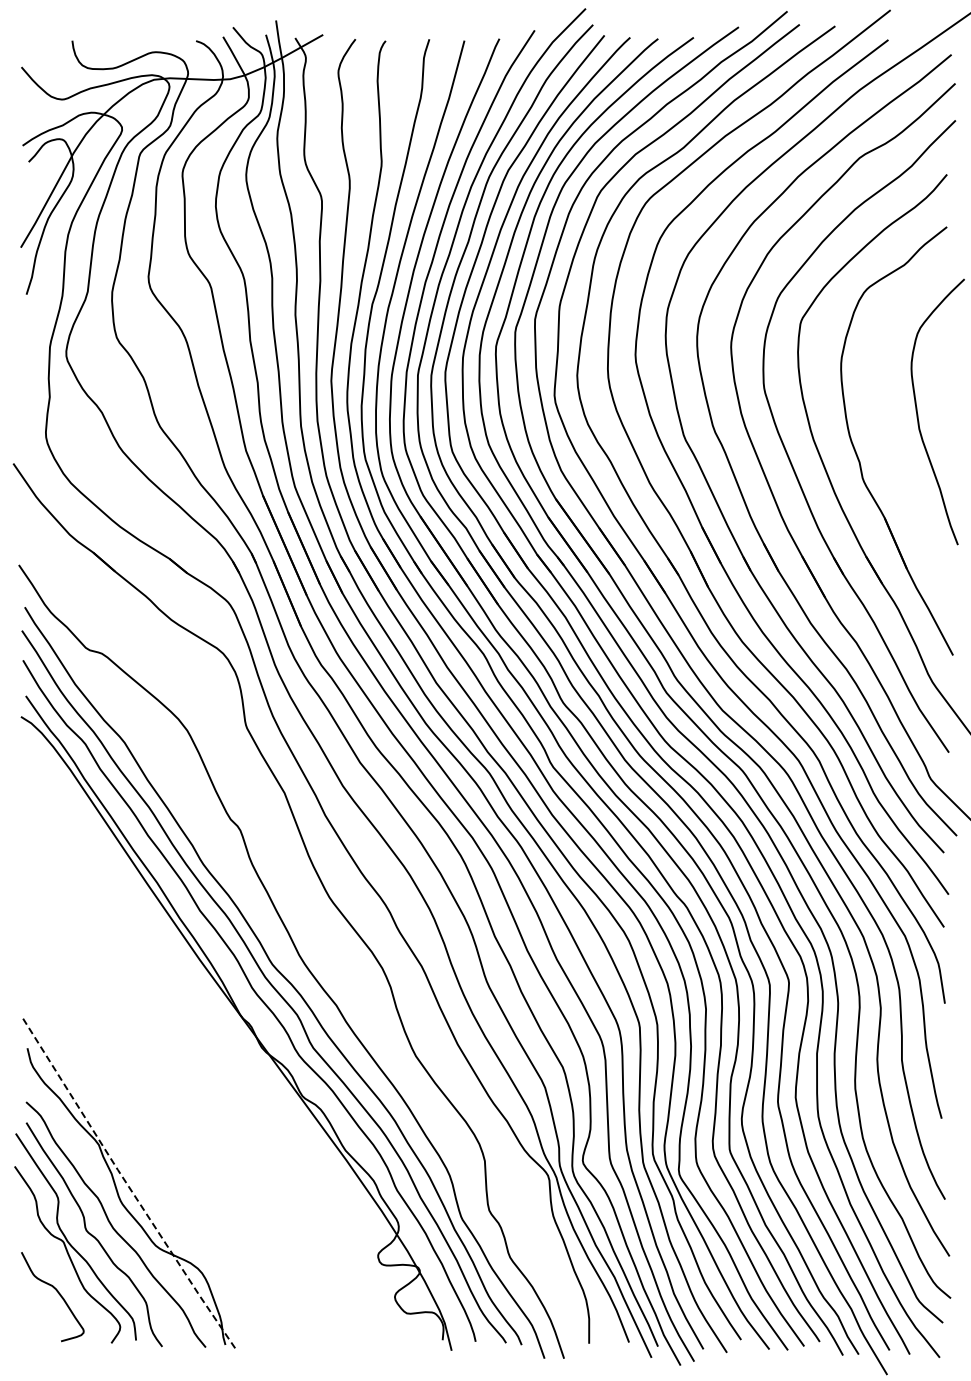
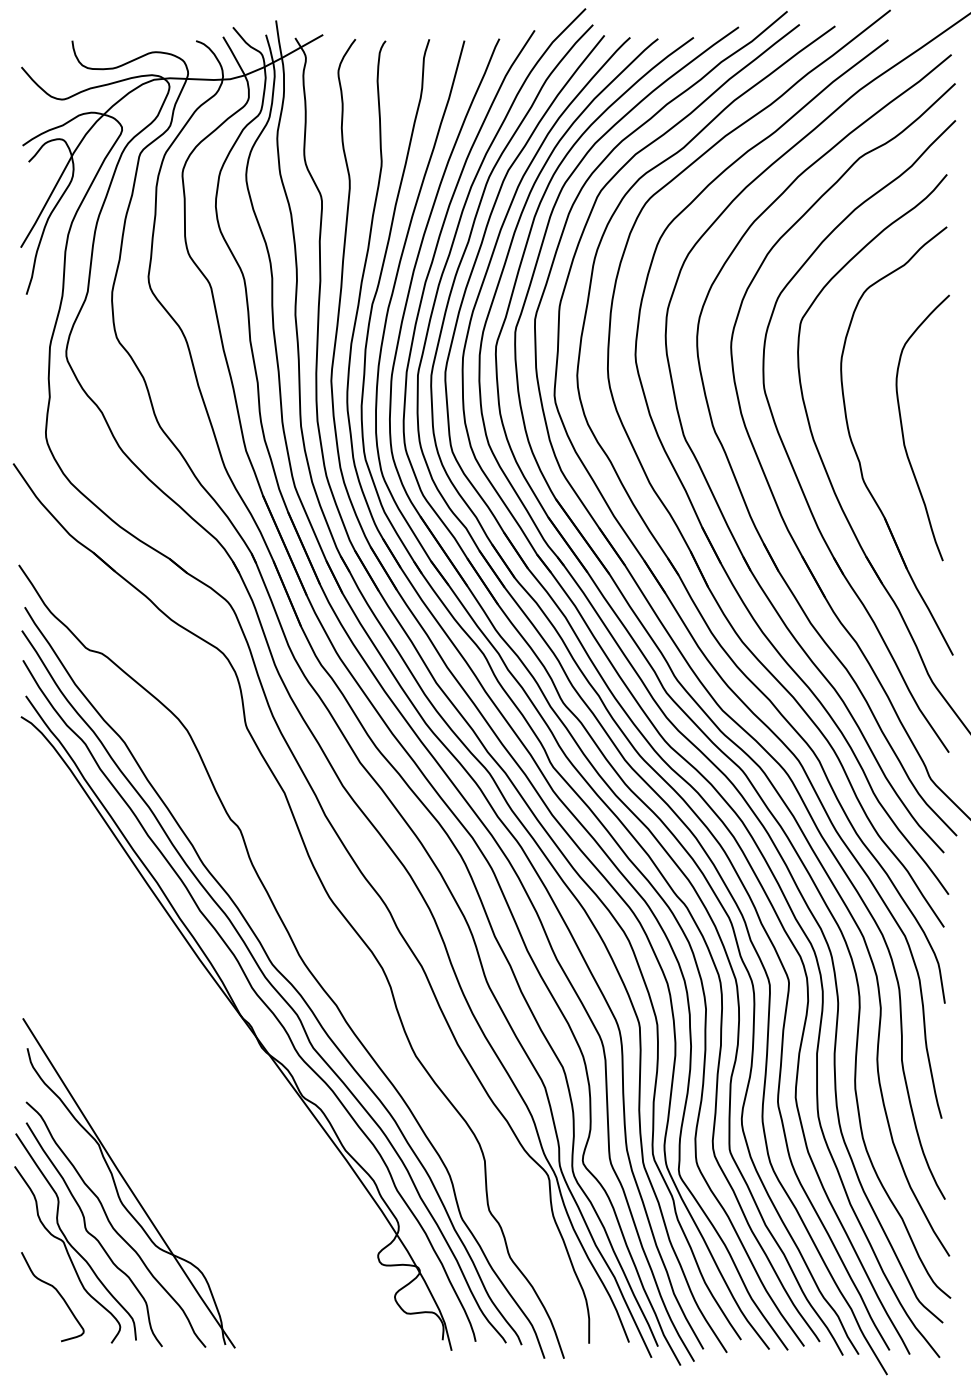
curve position: (918, 414) -> (903, 430) (903, 430)
line: dashed -> solid (127, 1184)
